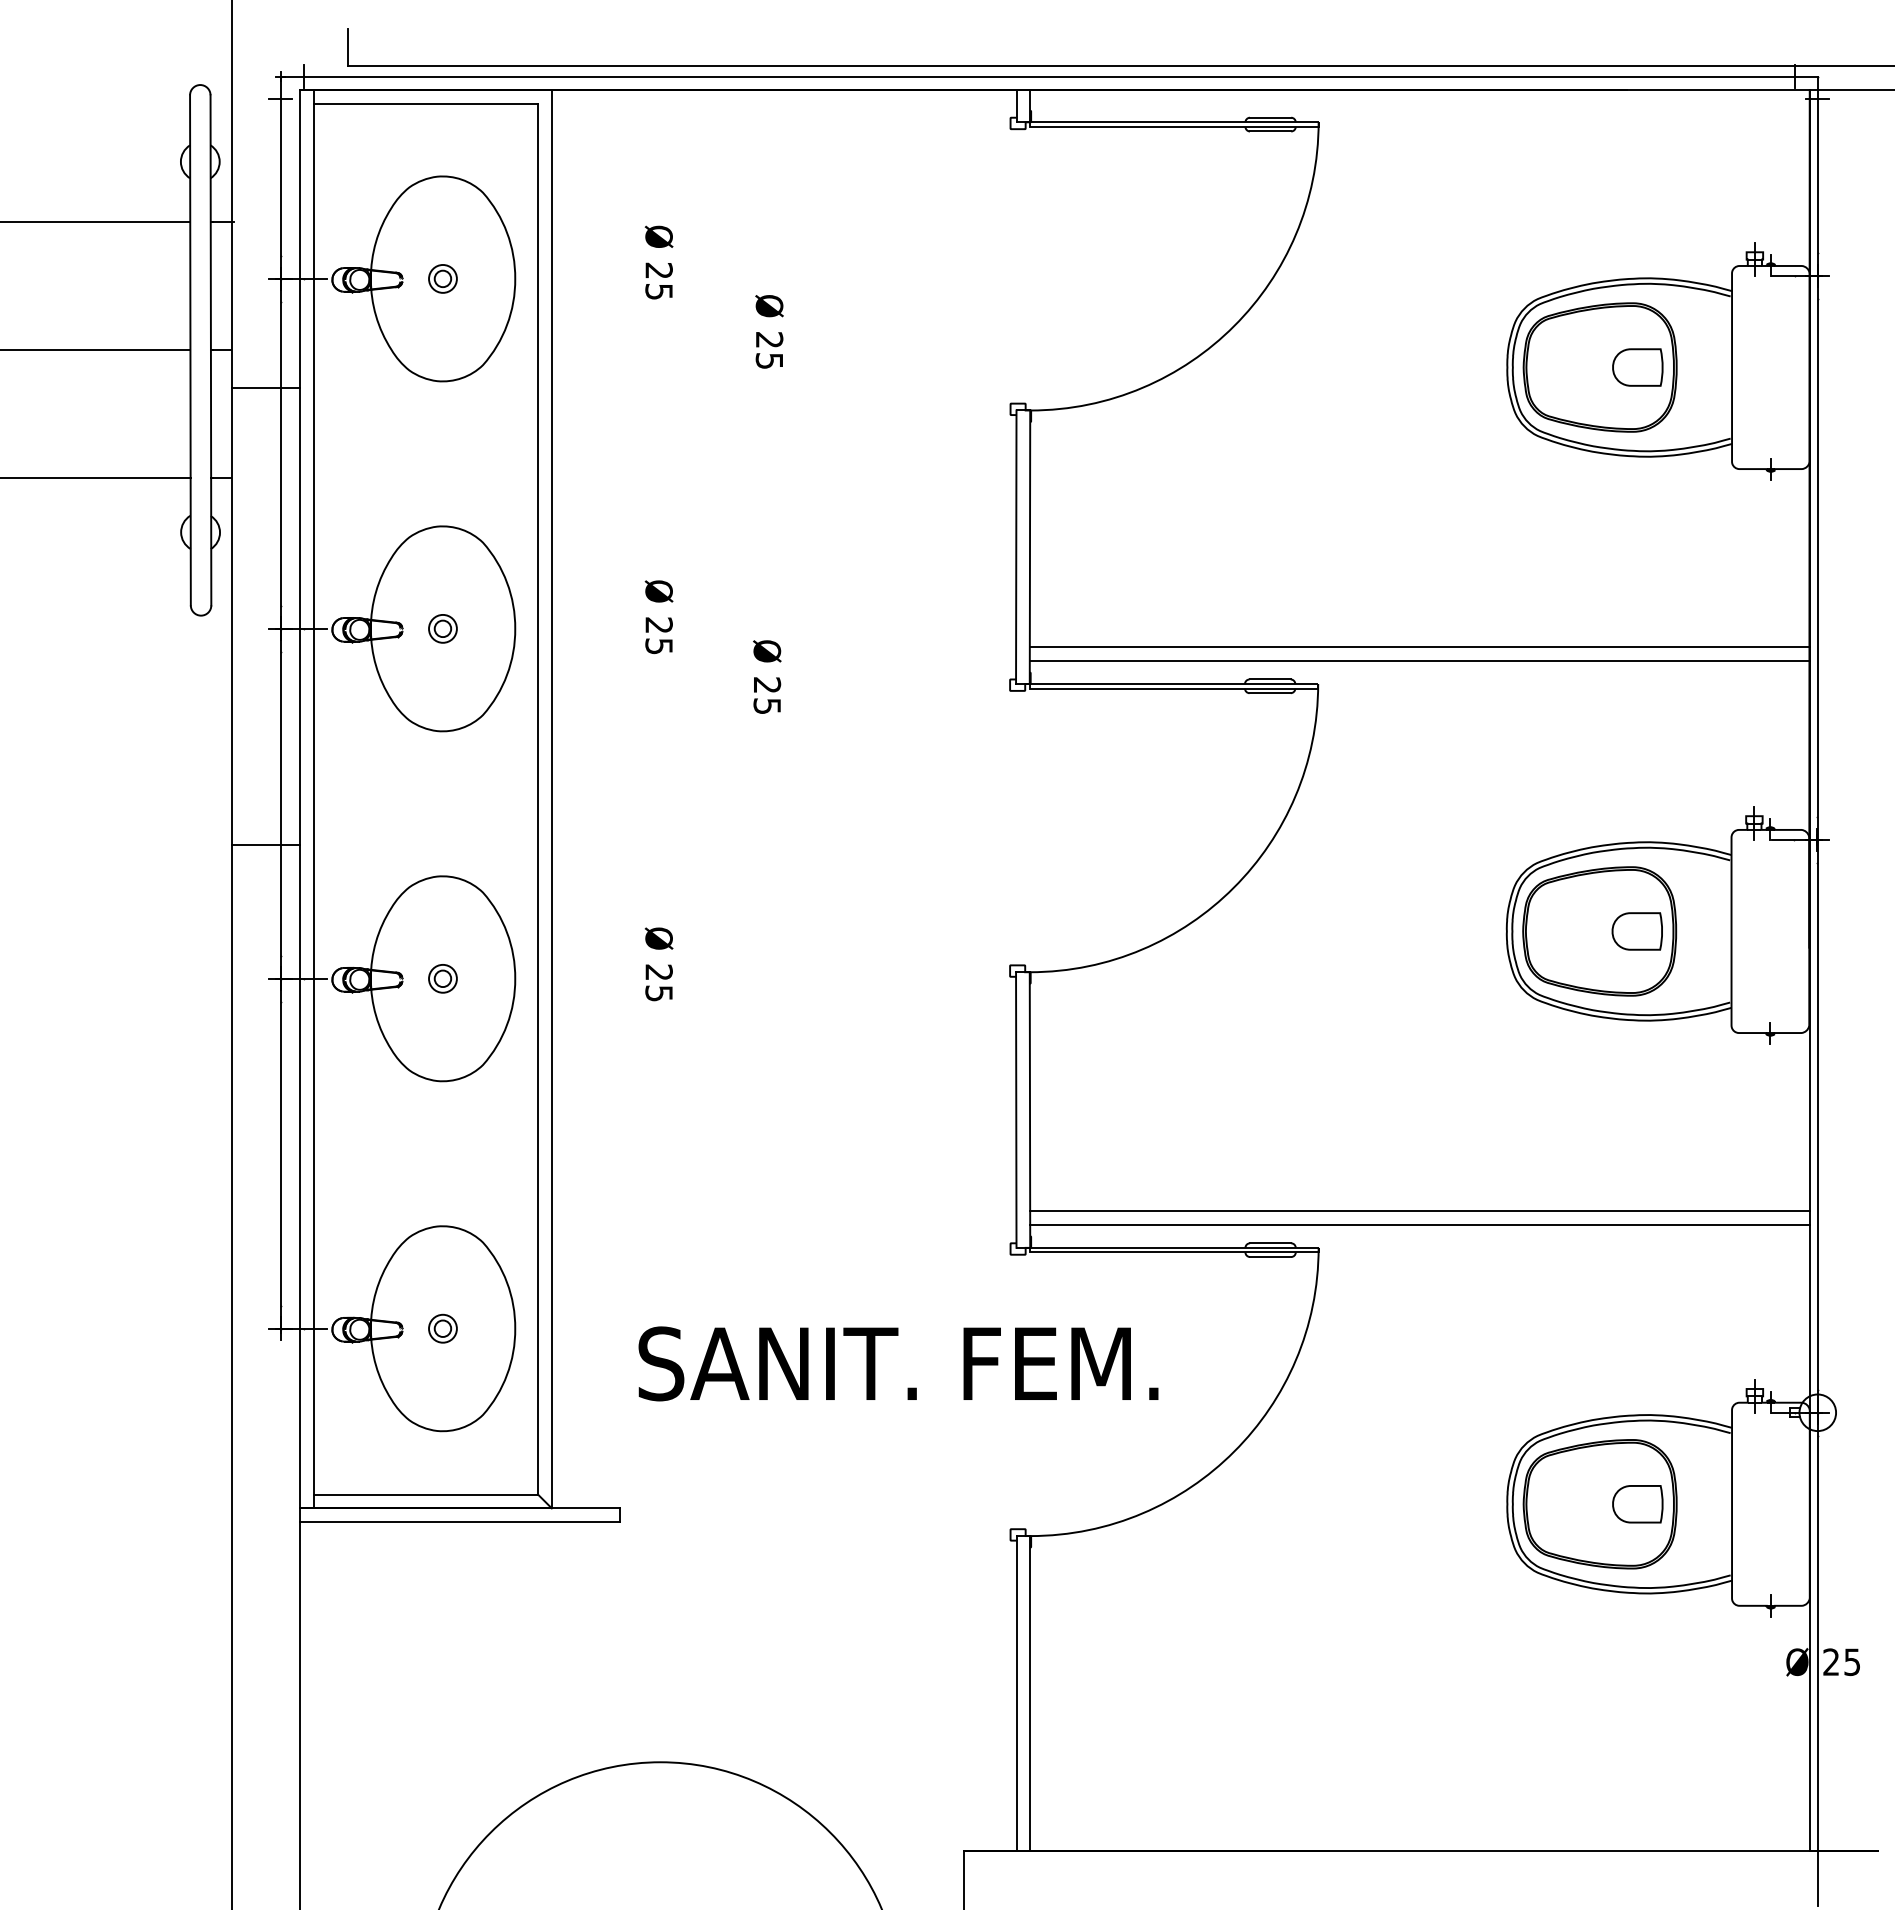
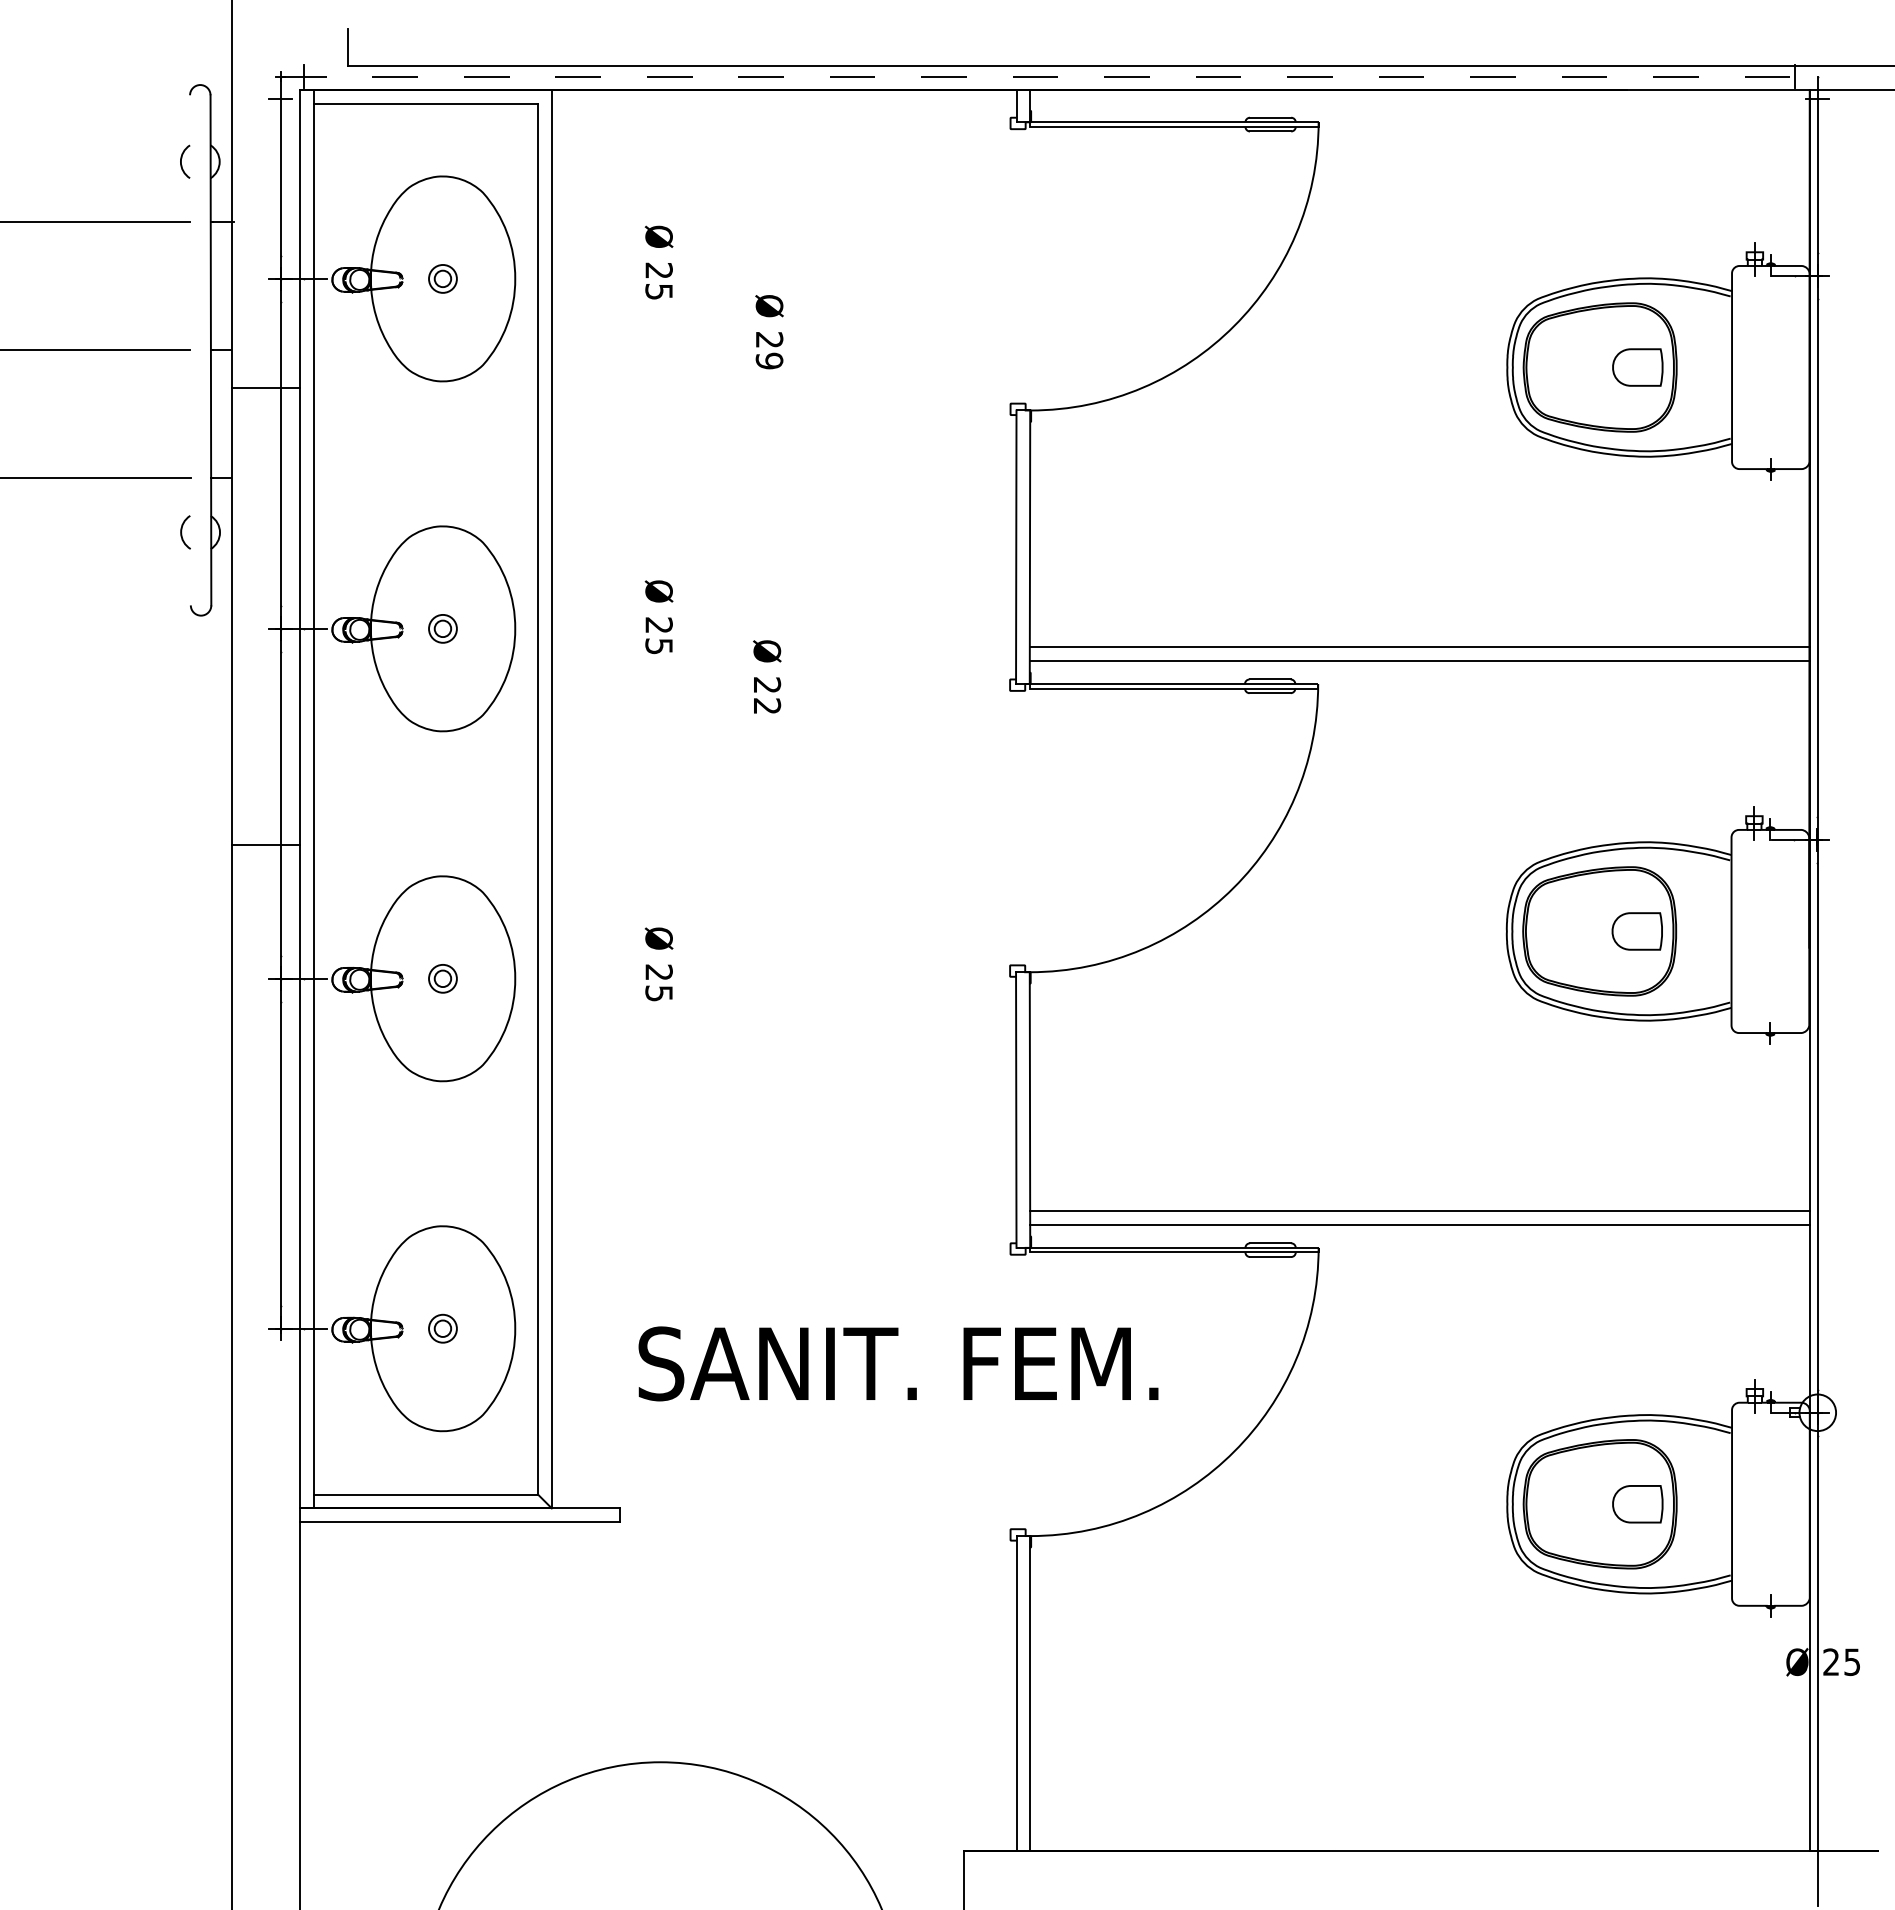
line: solid -> dashed (1049, 76)
line: present -> none (190, 350)
text: 25 -> 29 (769, 360)
text: 25 -> 22 (767, 705)
